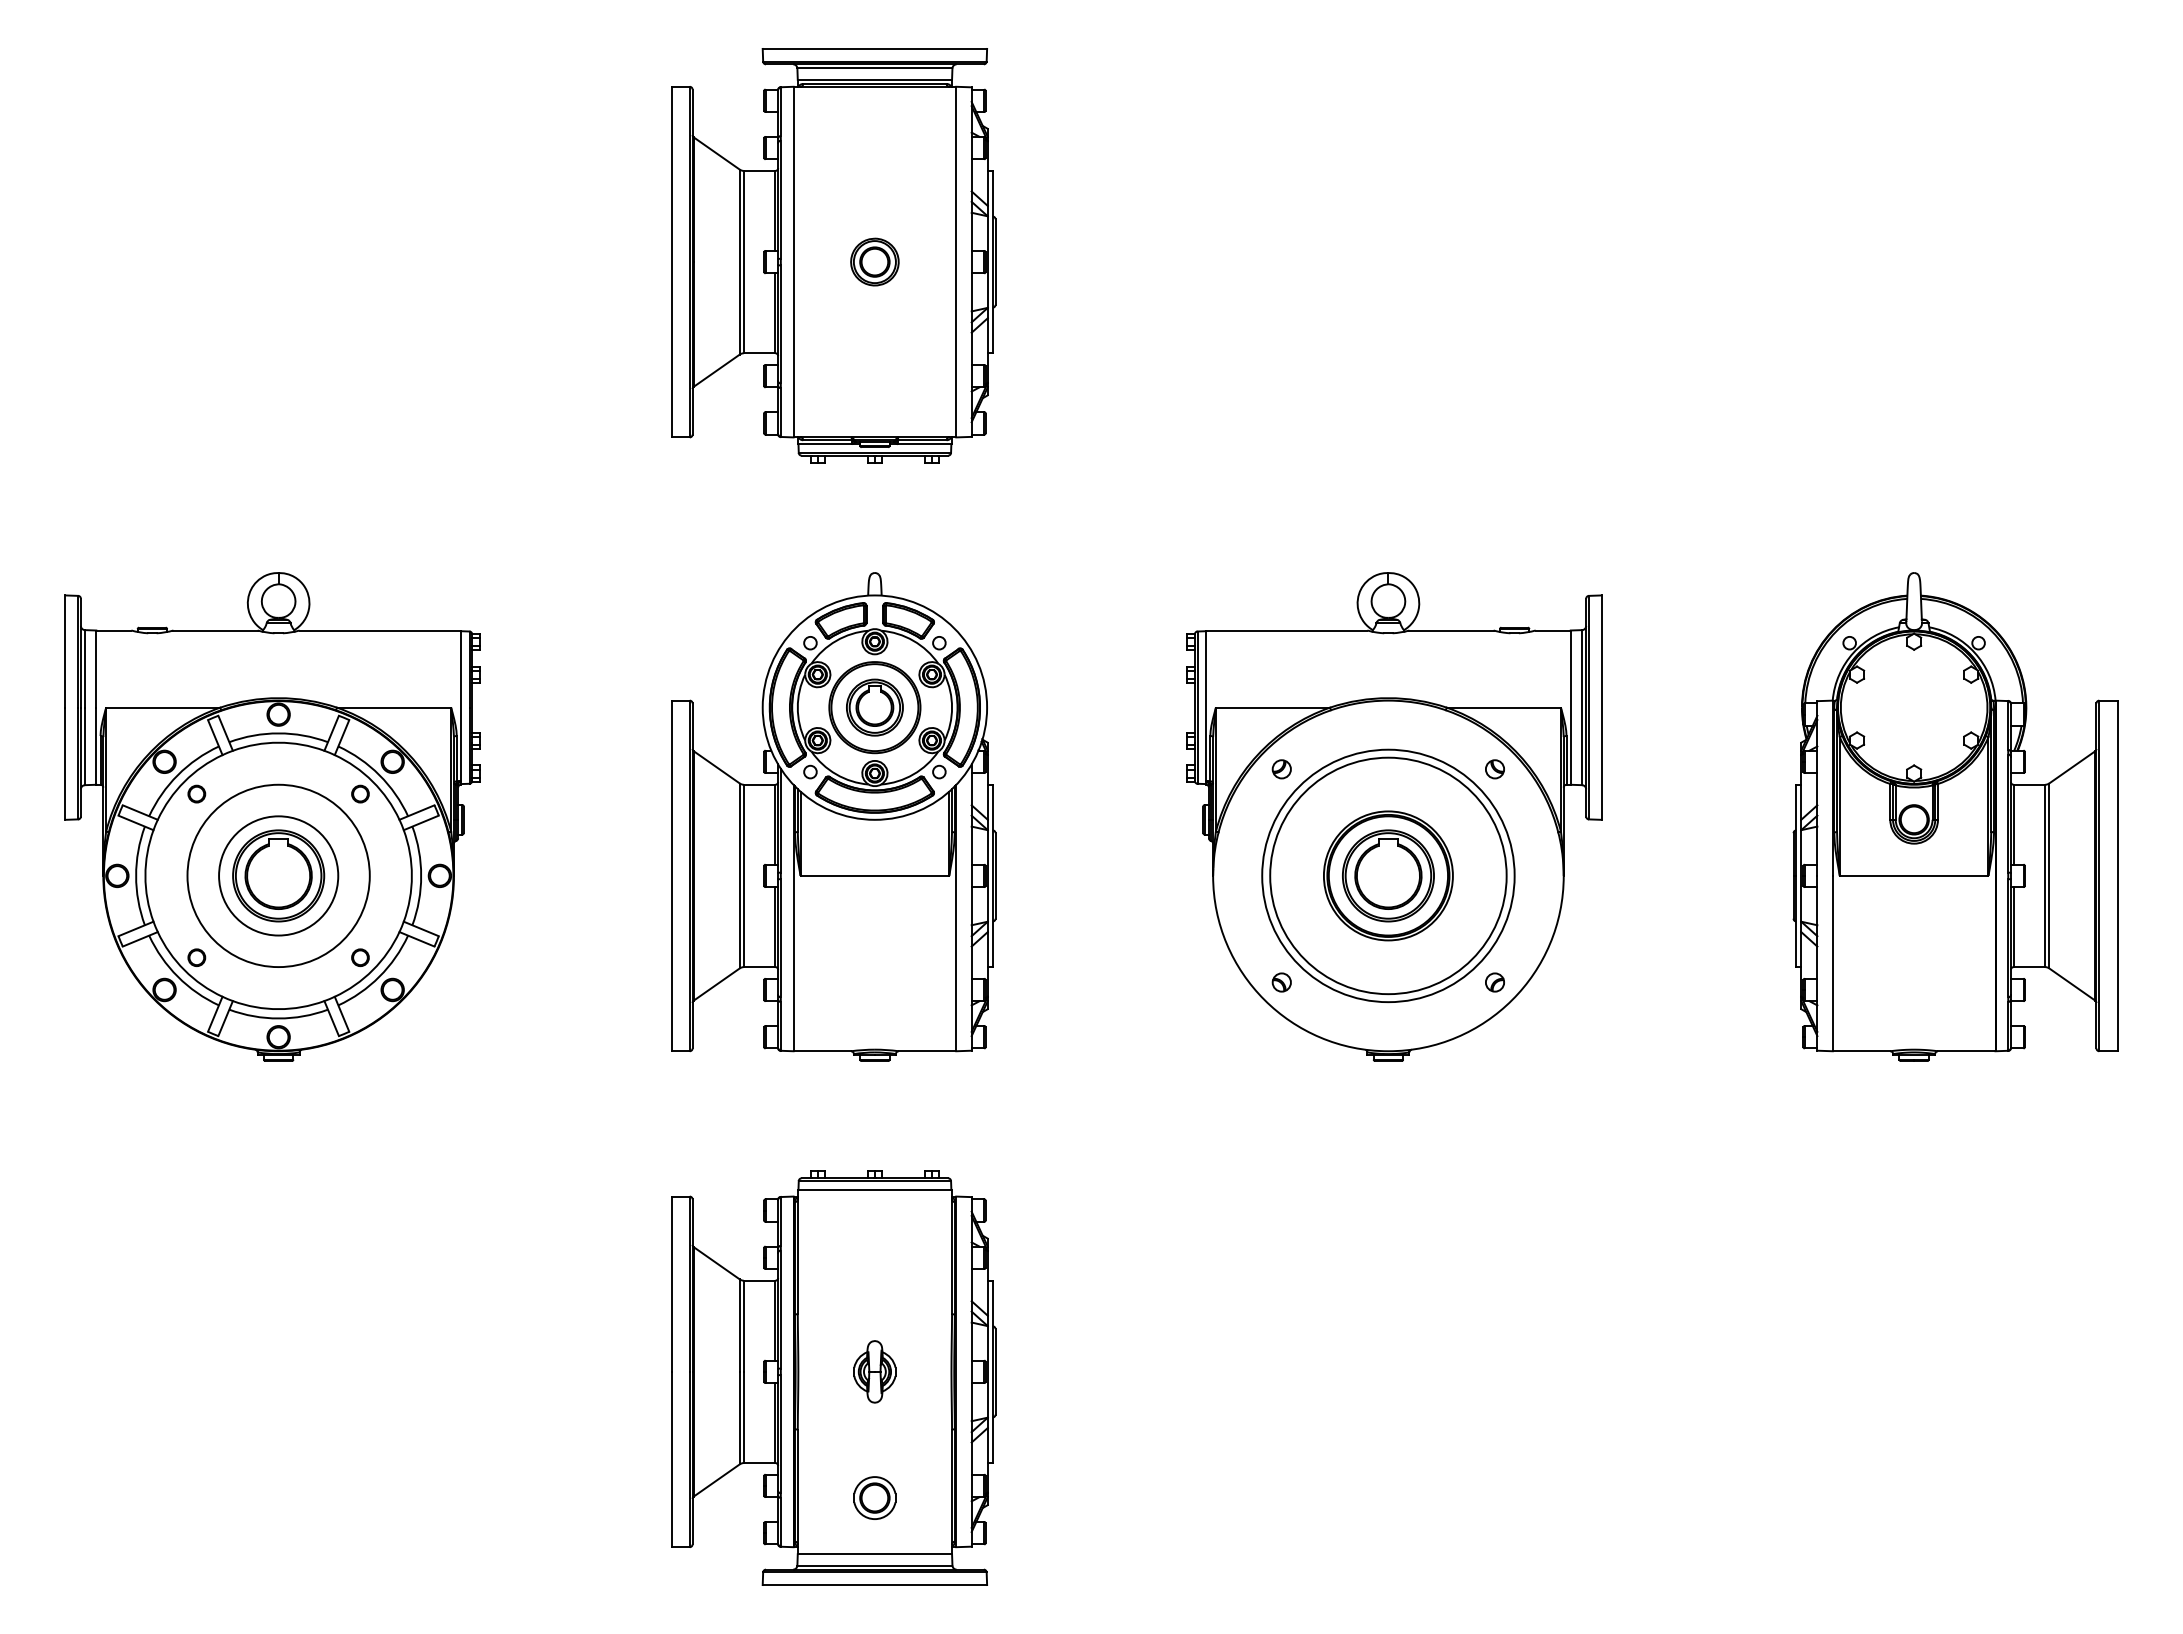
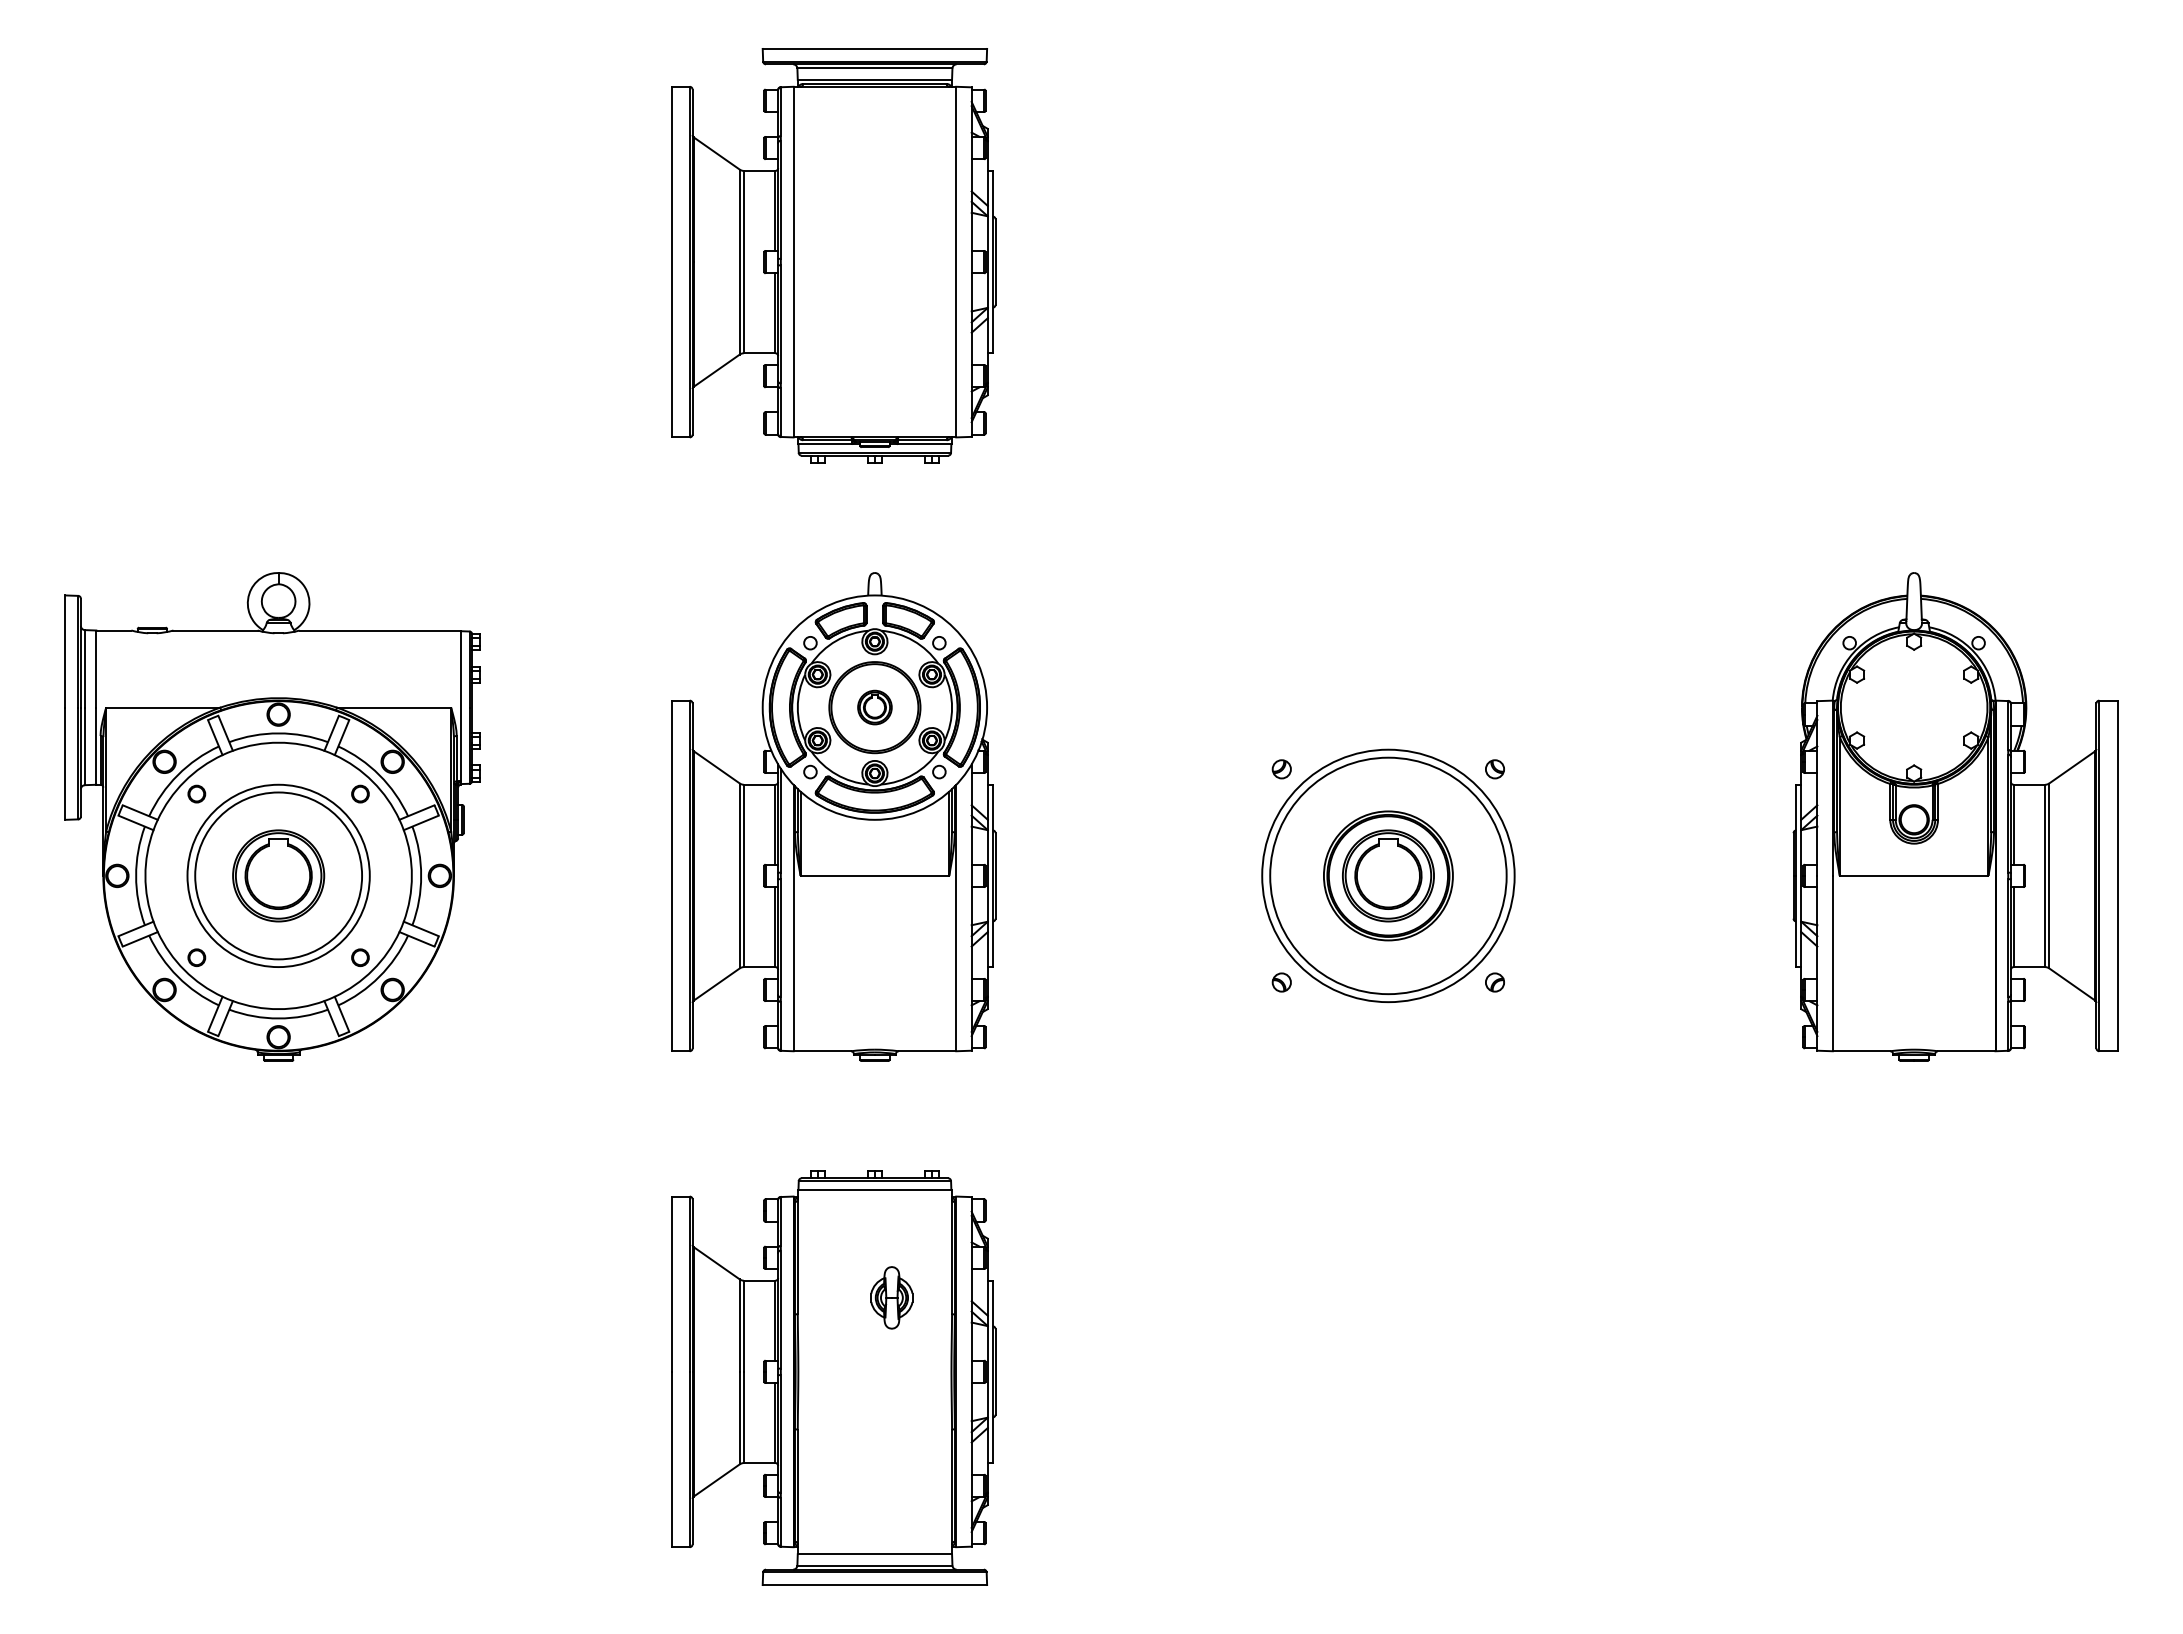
part: present -> none (874, 261)
part size: 58x59 px -> 36x37 px (874, 707)
part: present -> none (1394, 816)
circle diameter: 119 px -> 167 px (278, 875)
part position: (874, 1371) -> (891, 1297) (891, 1297)
part: present -> none (874, 1497)
